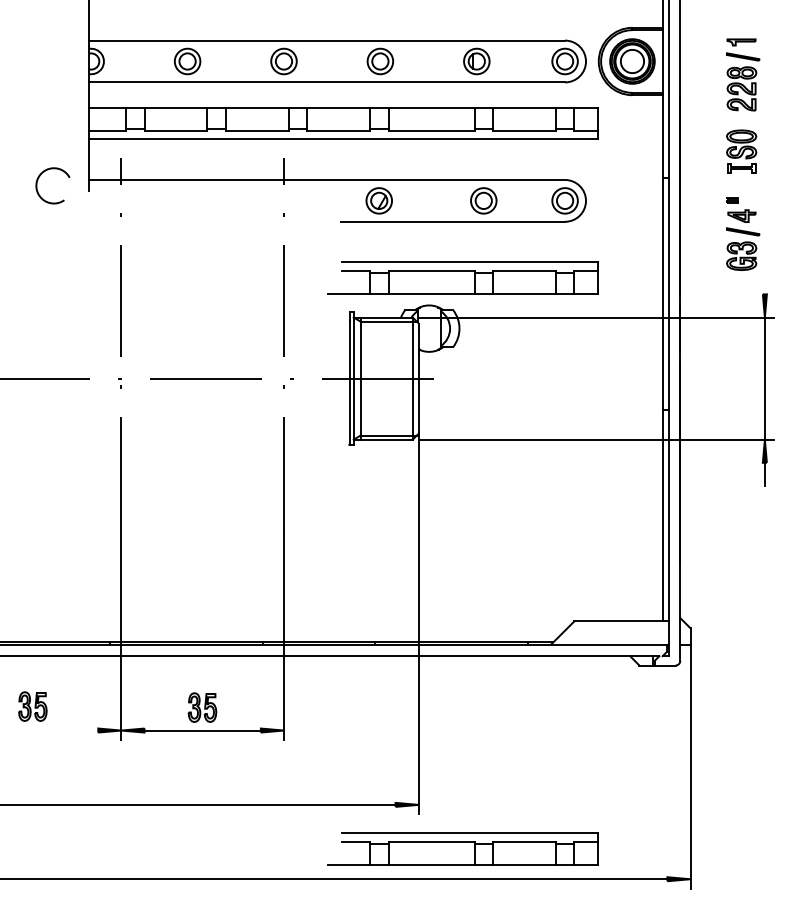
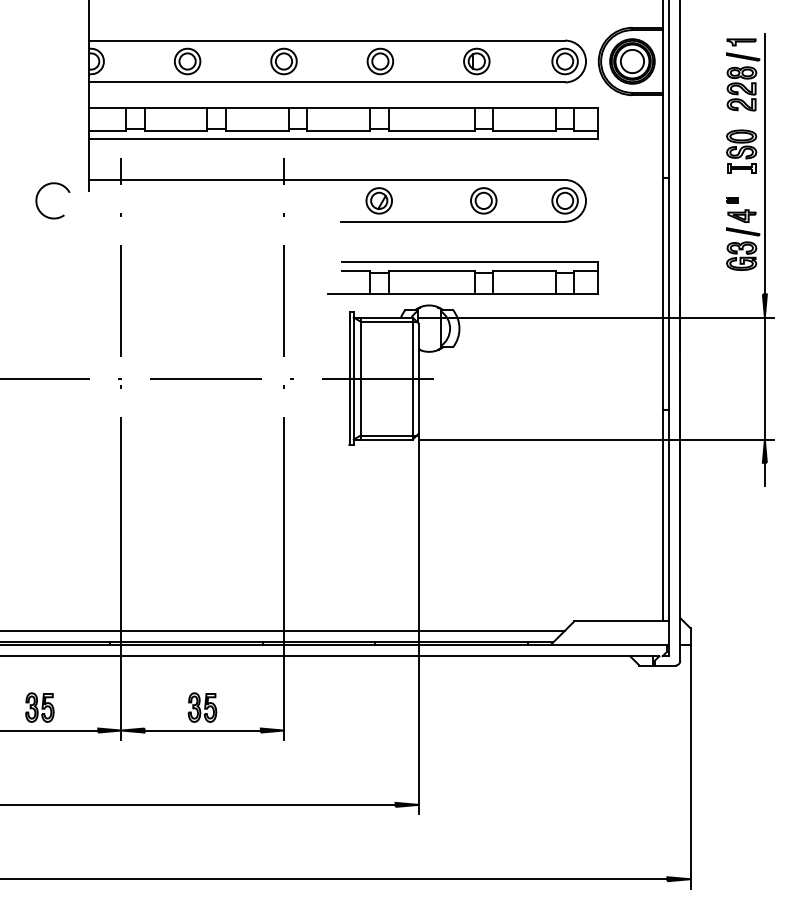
line: none -> present (764, 163)
arc position: (38, 180) -> (38, 195) (38, 195)
line: none -> present (283, 630)
part position: (32, 706) -> (39, 707) (39, 707)
line: none -> present (50, 730)
part: present -> none (462, 848)
